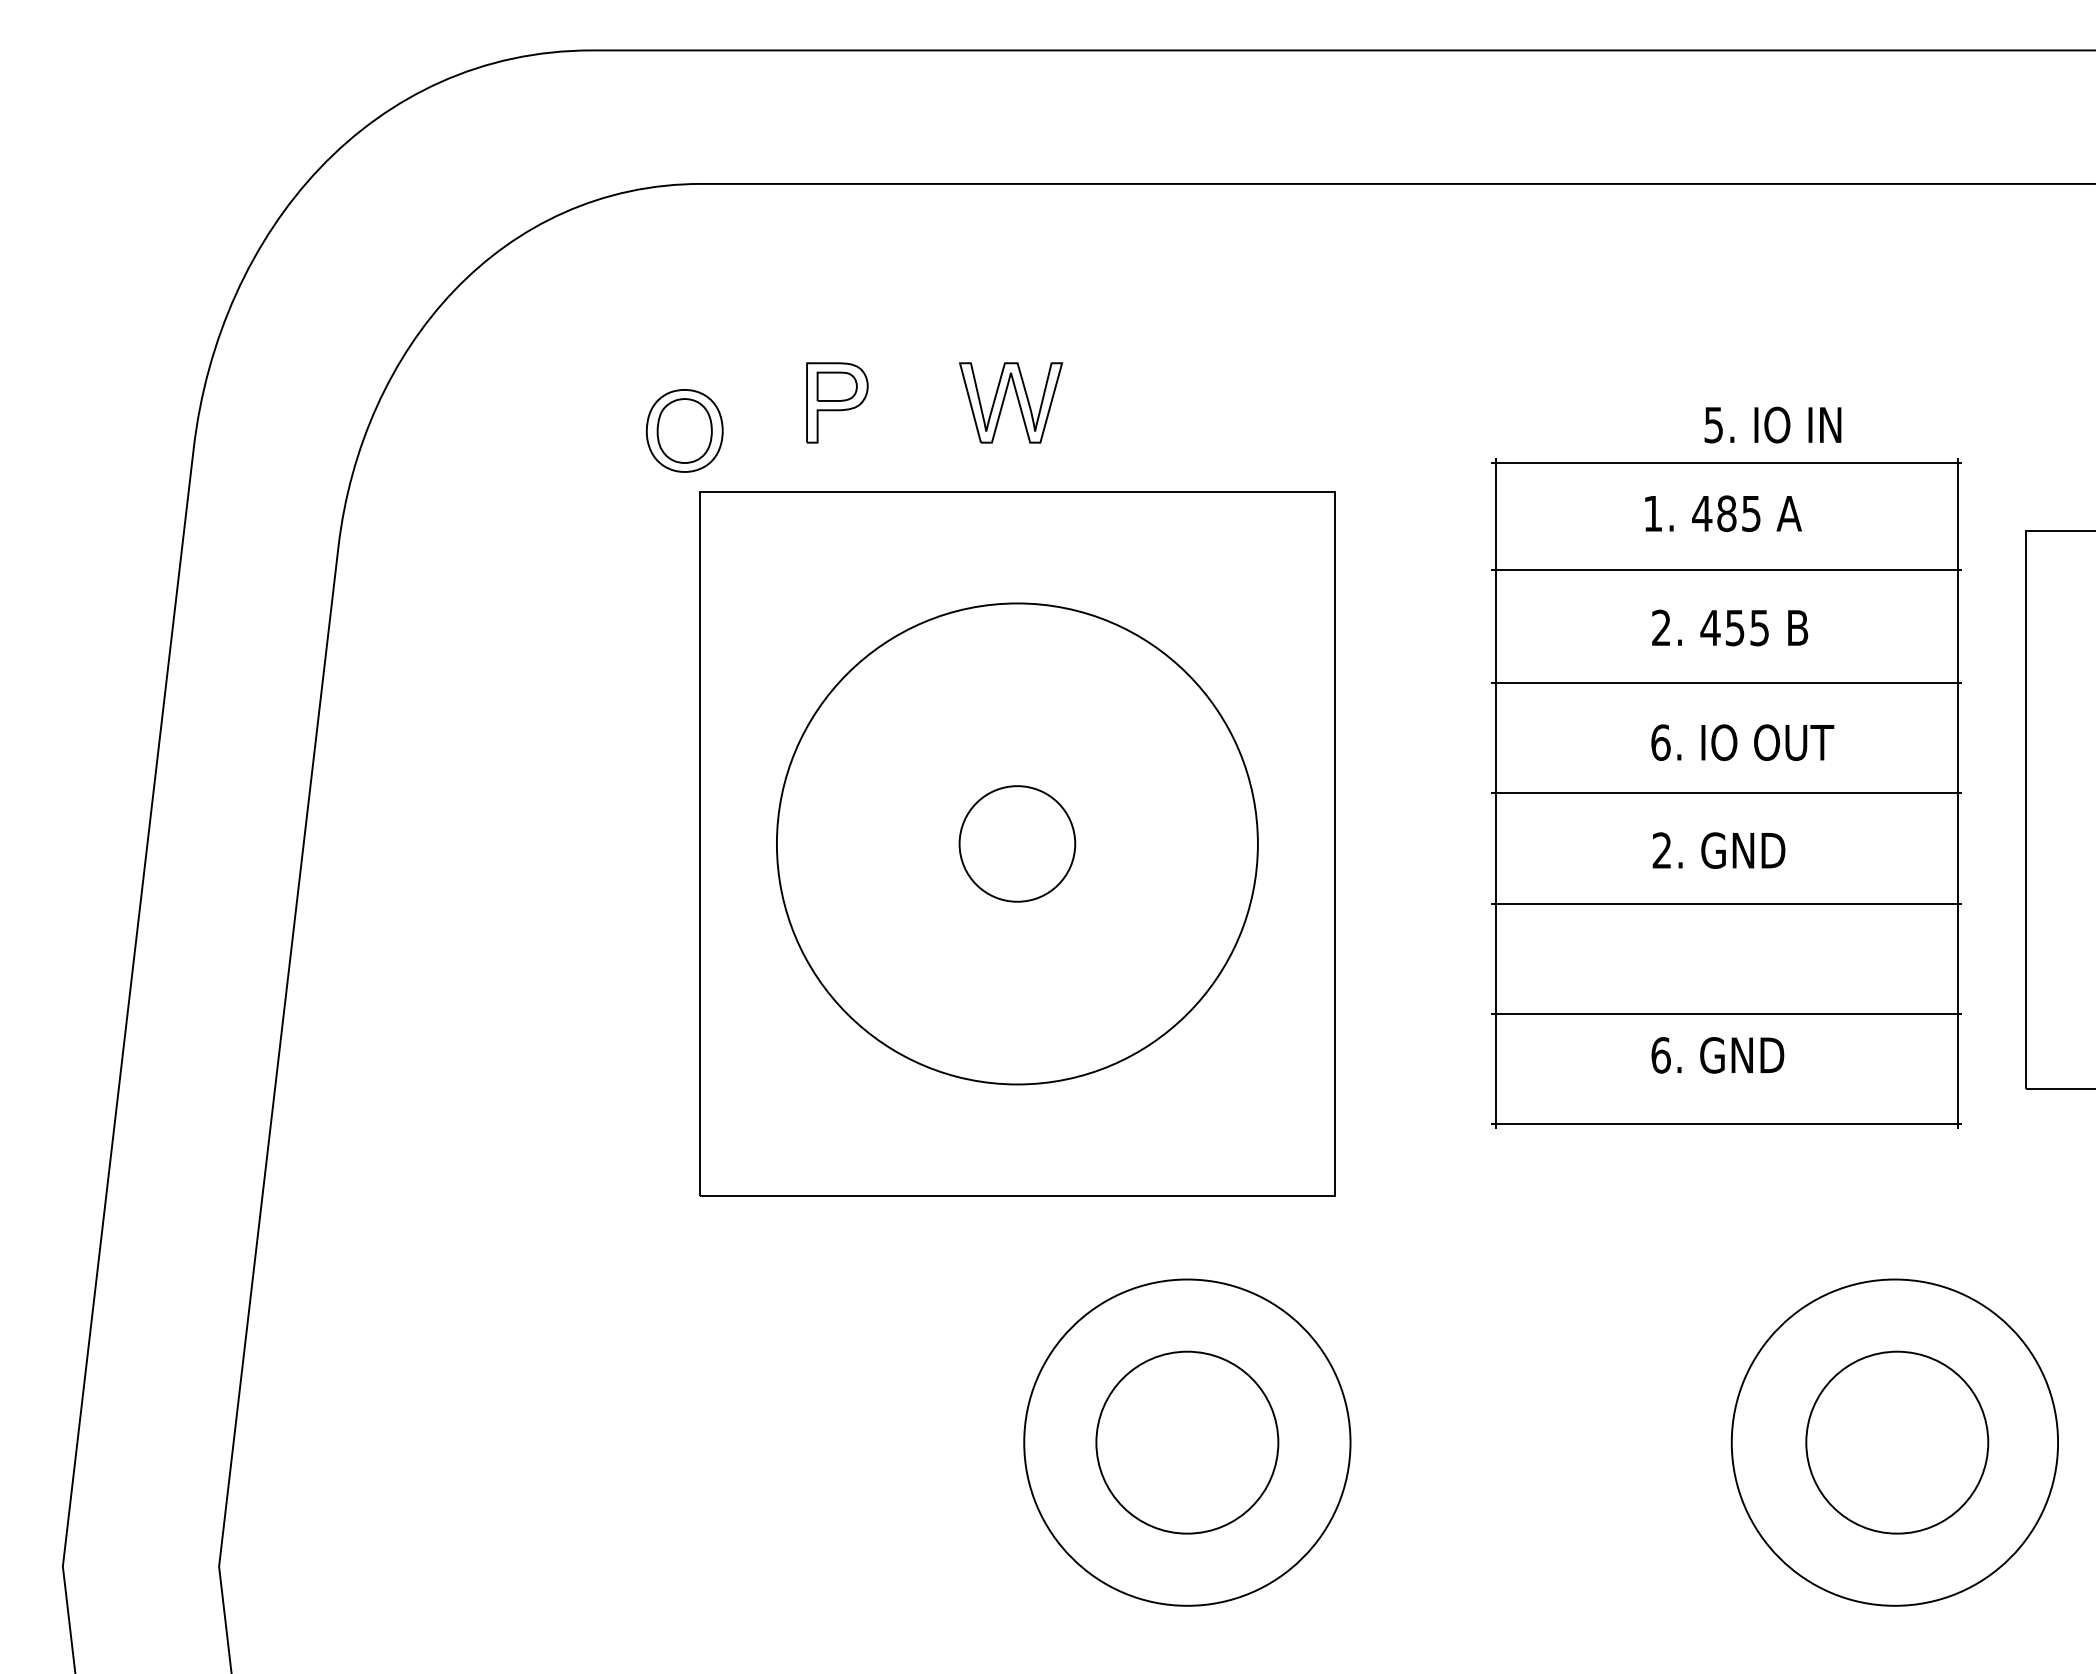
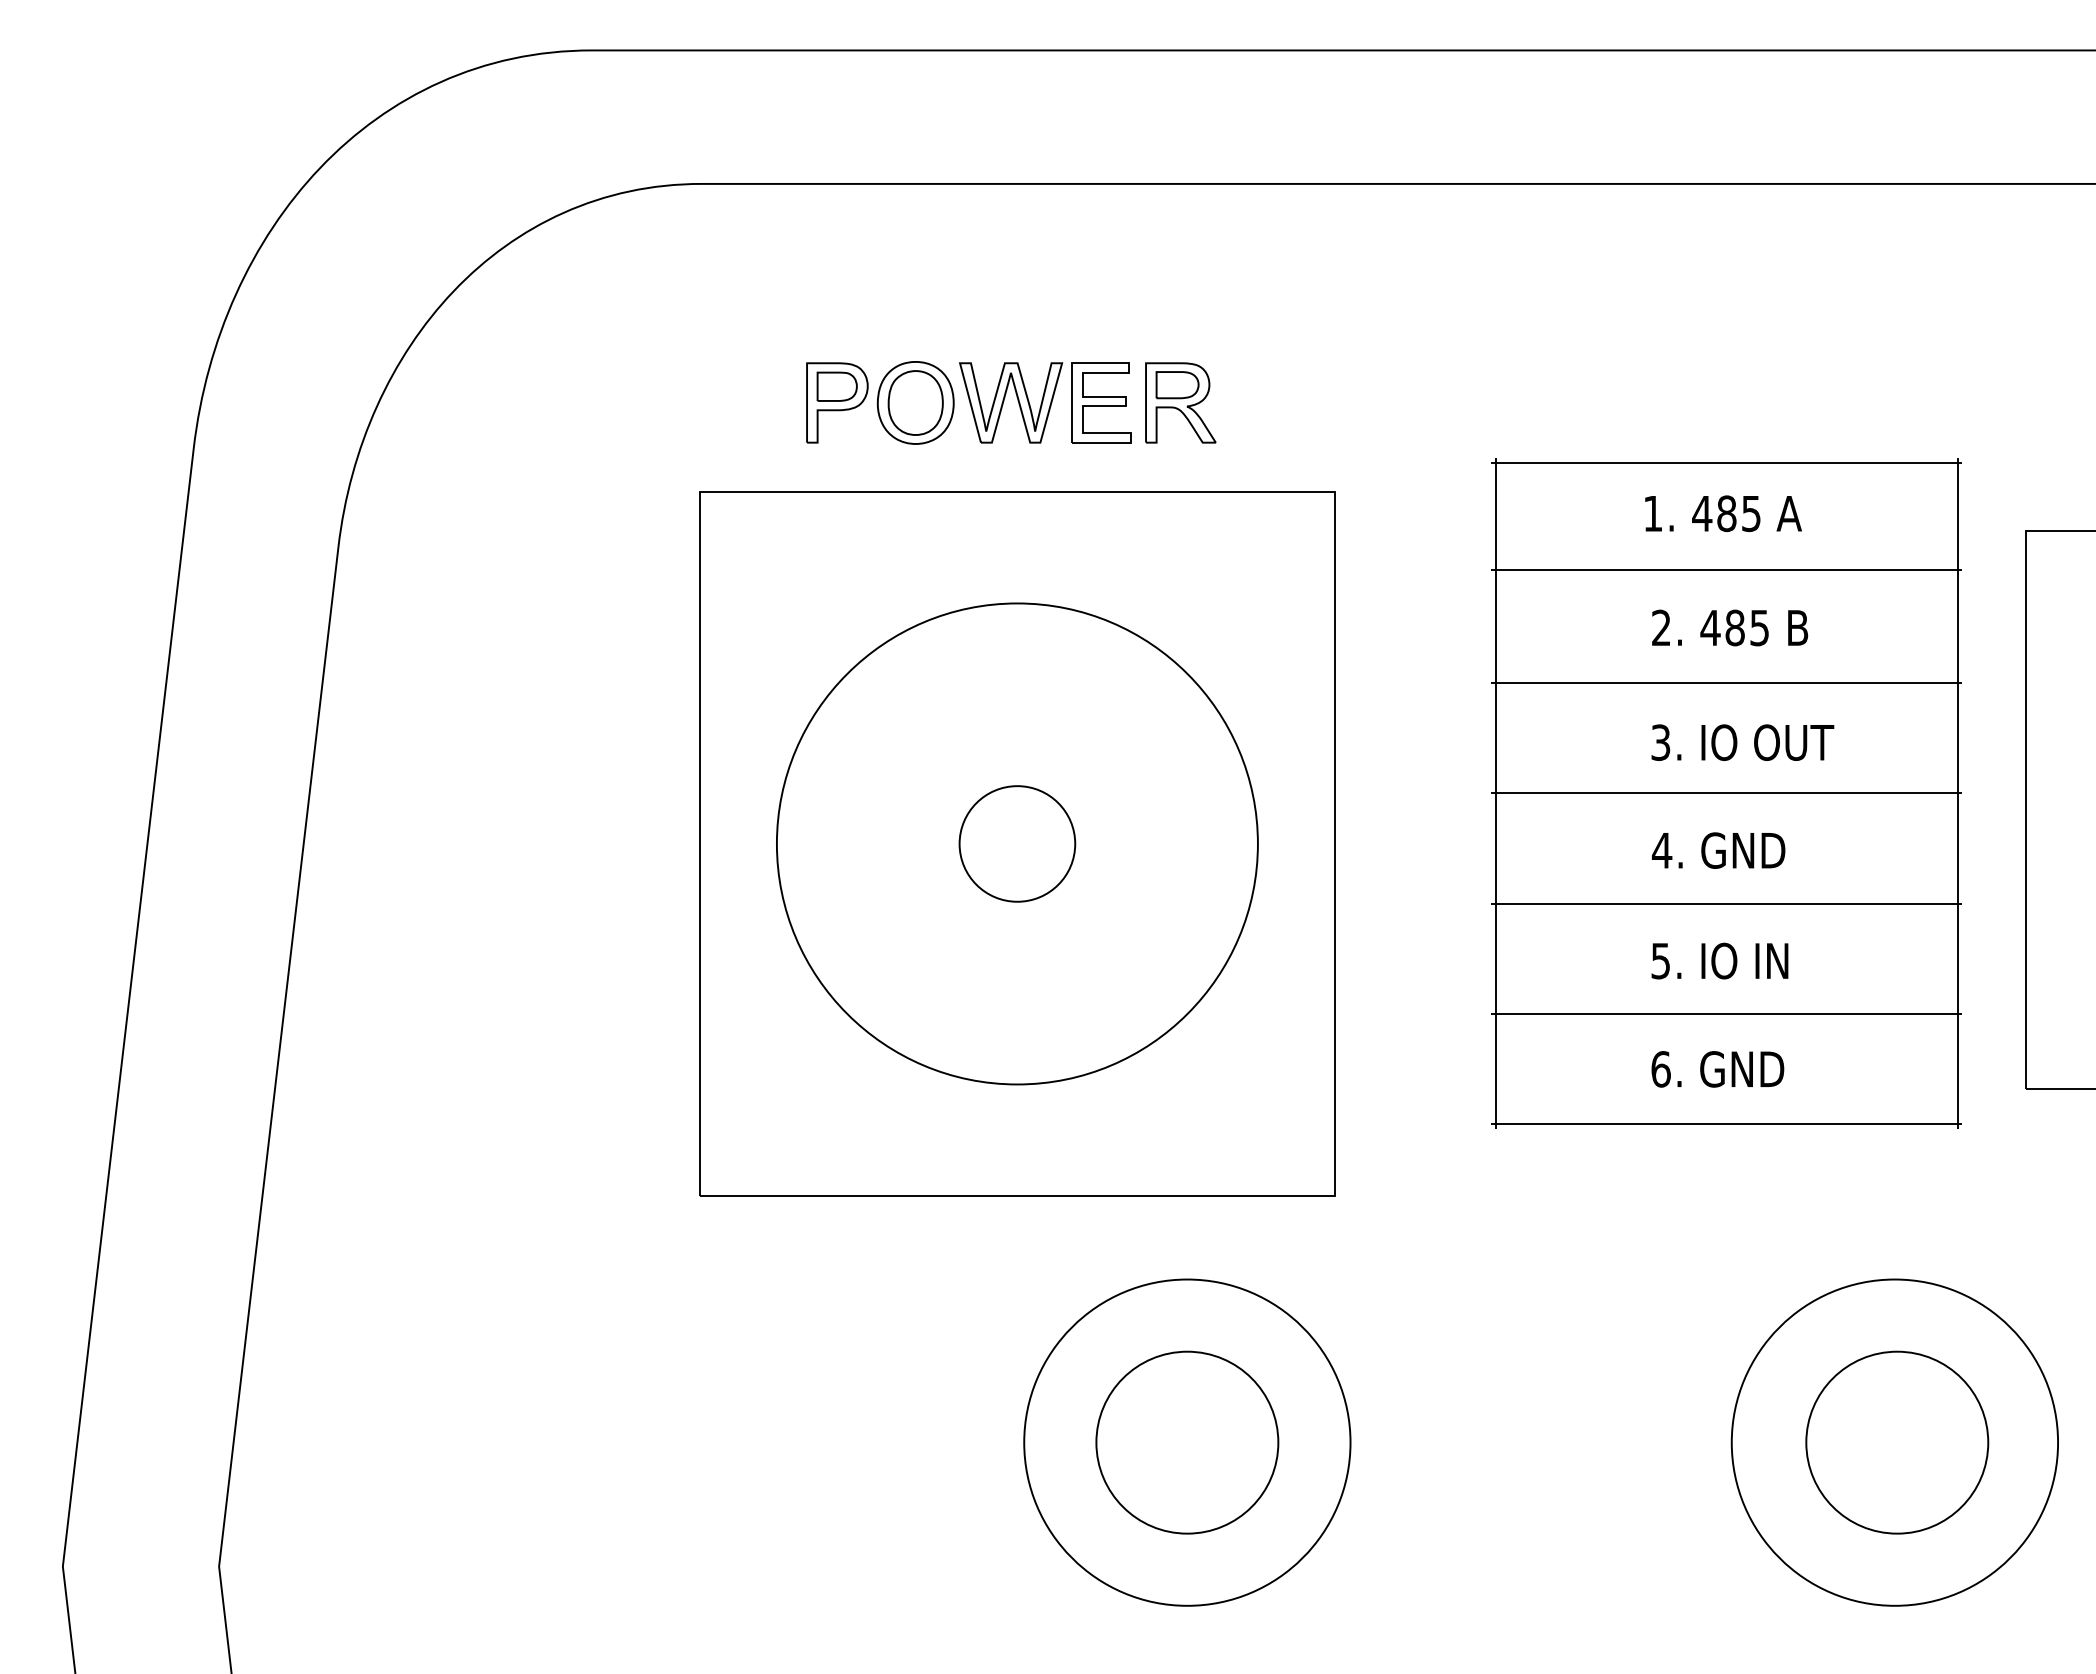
part: none -> present (1101, 402)
part: none -> present (1180, 402)
text position: (1772, 424) -> (1719, 960) (1719, 960)
part position: (684, 430) -> (915, 402) (915, 402)
text: 455 -> 485 (1734, 627)
text: 6. -> 3. (1660, 742)
text: 2. -> 4. (1661, 850)
text position: (1717, 1055) -> (1717, 1069) (1717, 1069)
